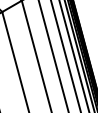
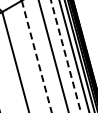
line: solid -> dashed (36, 56)
line: solid -> dashed (65, 56)
